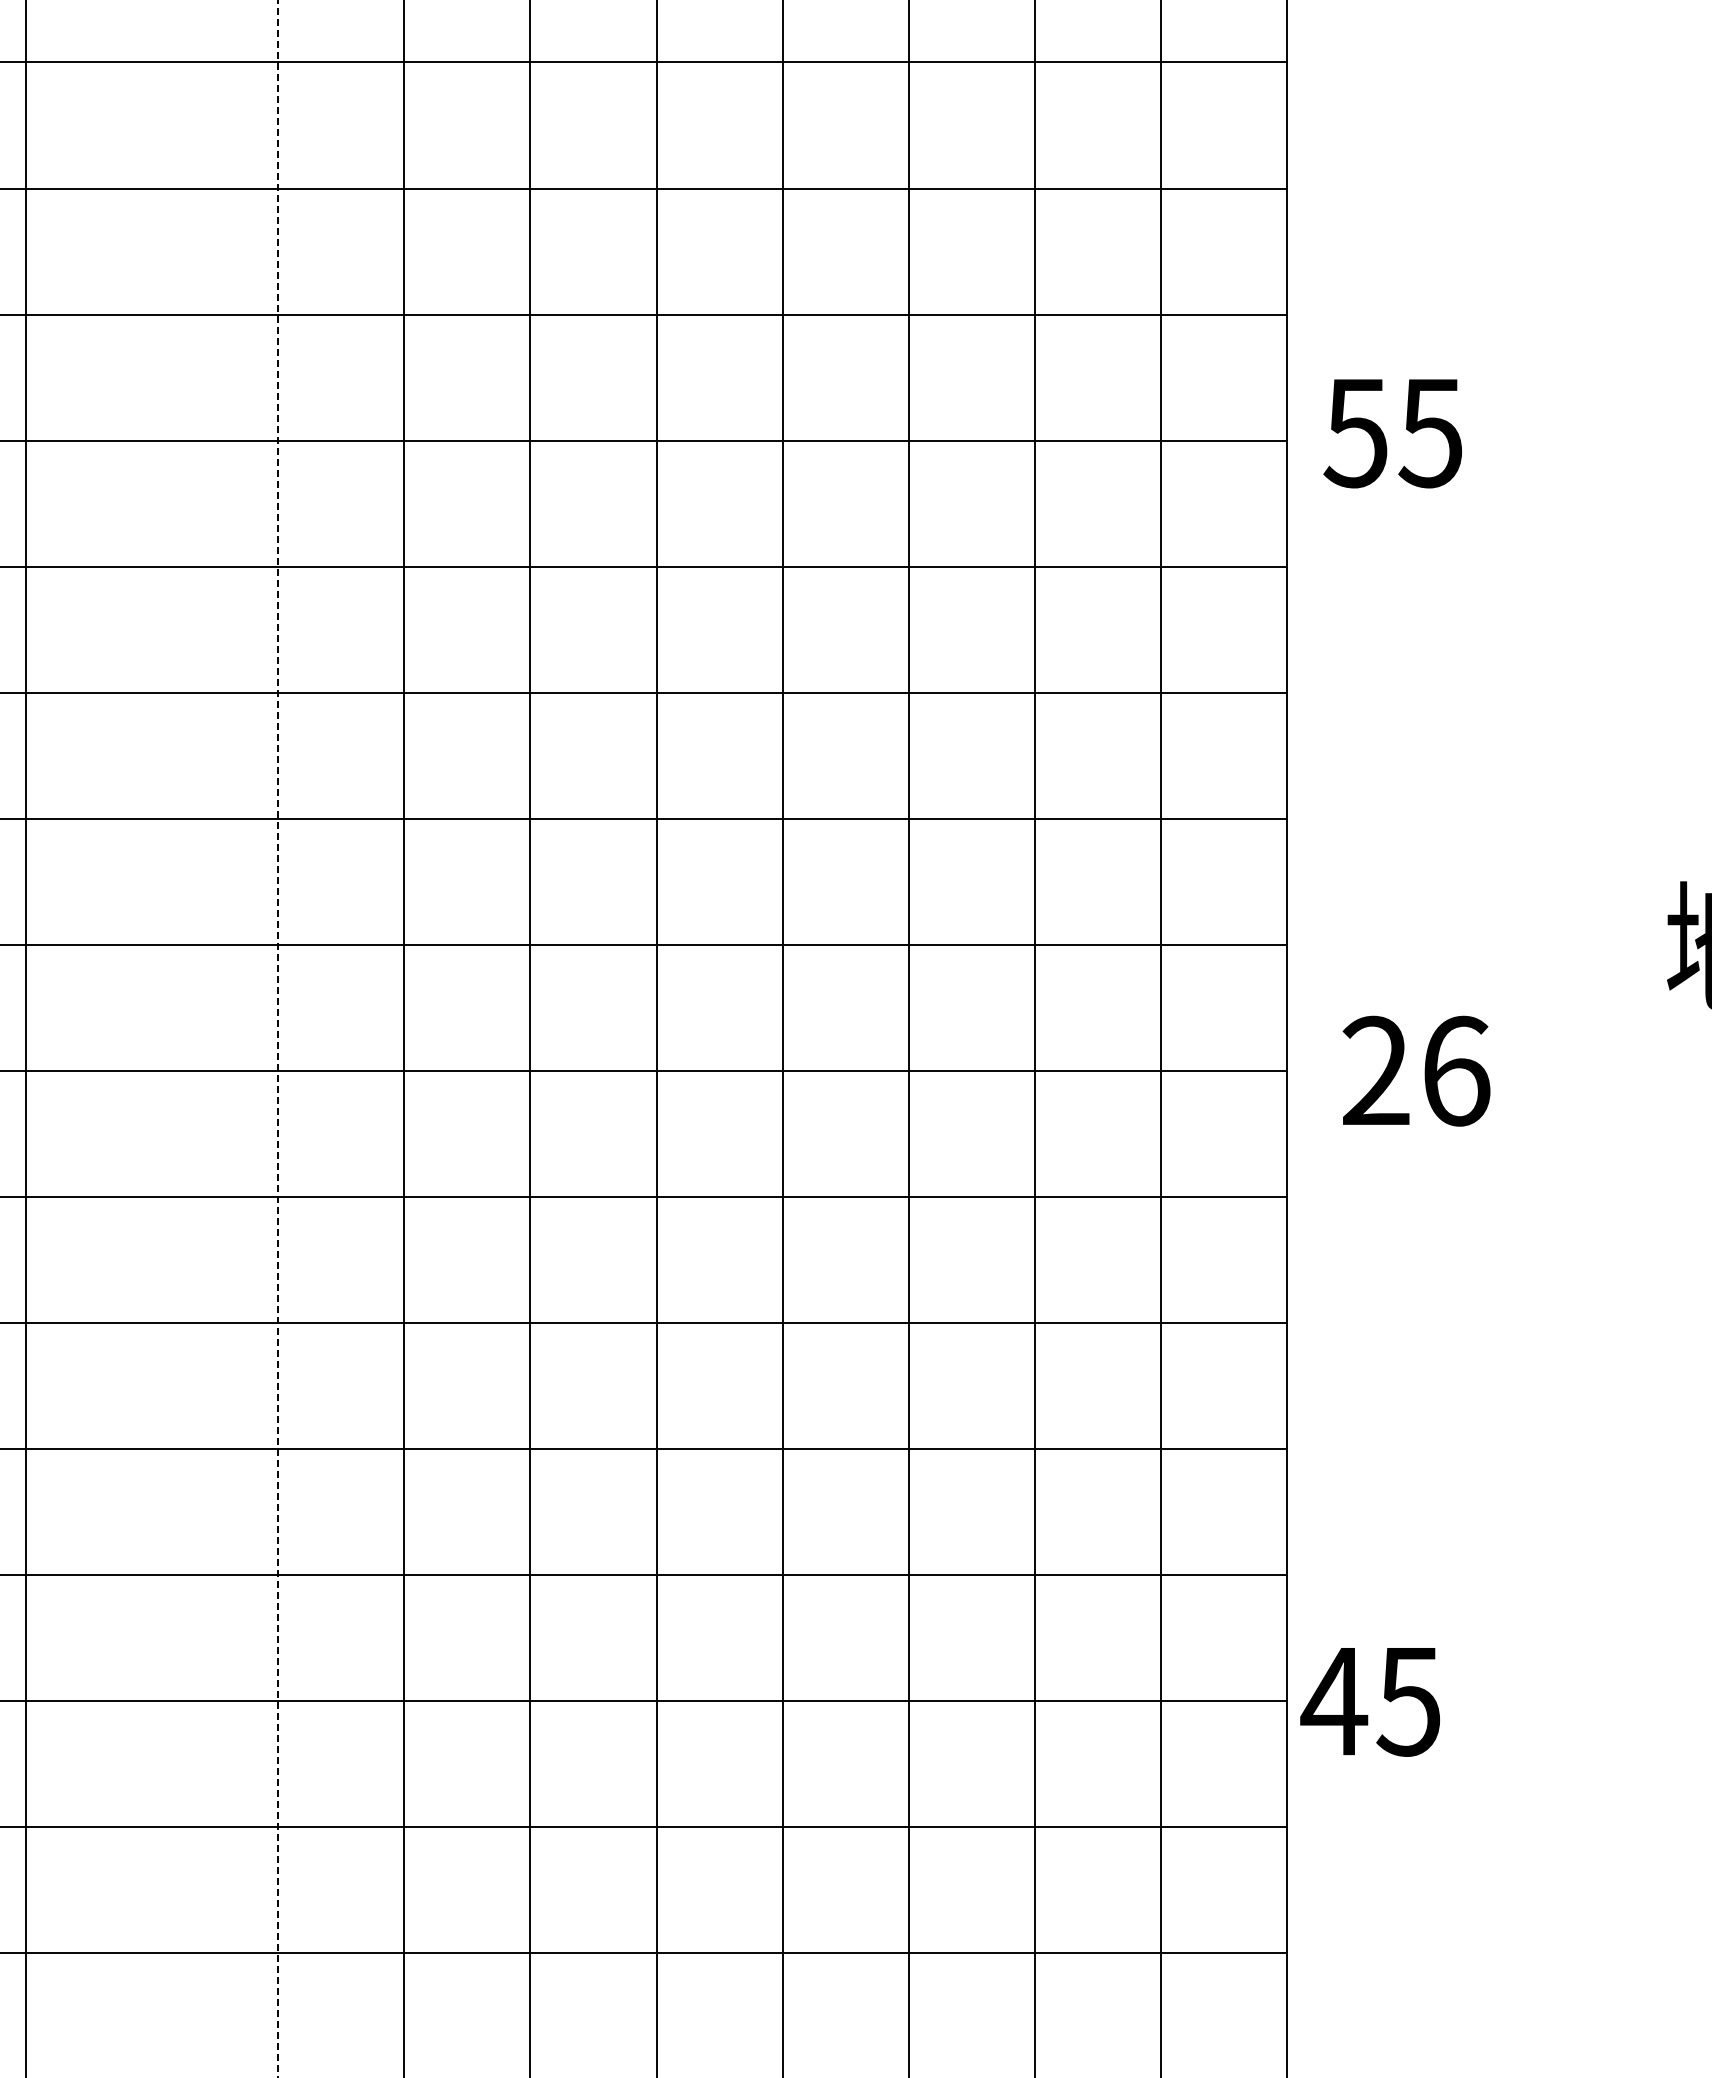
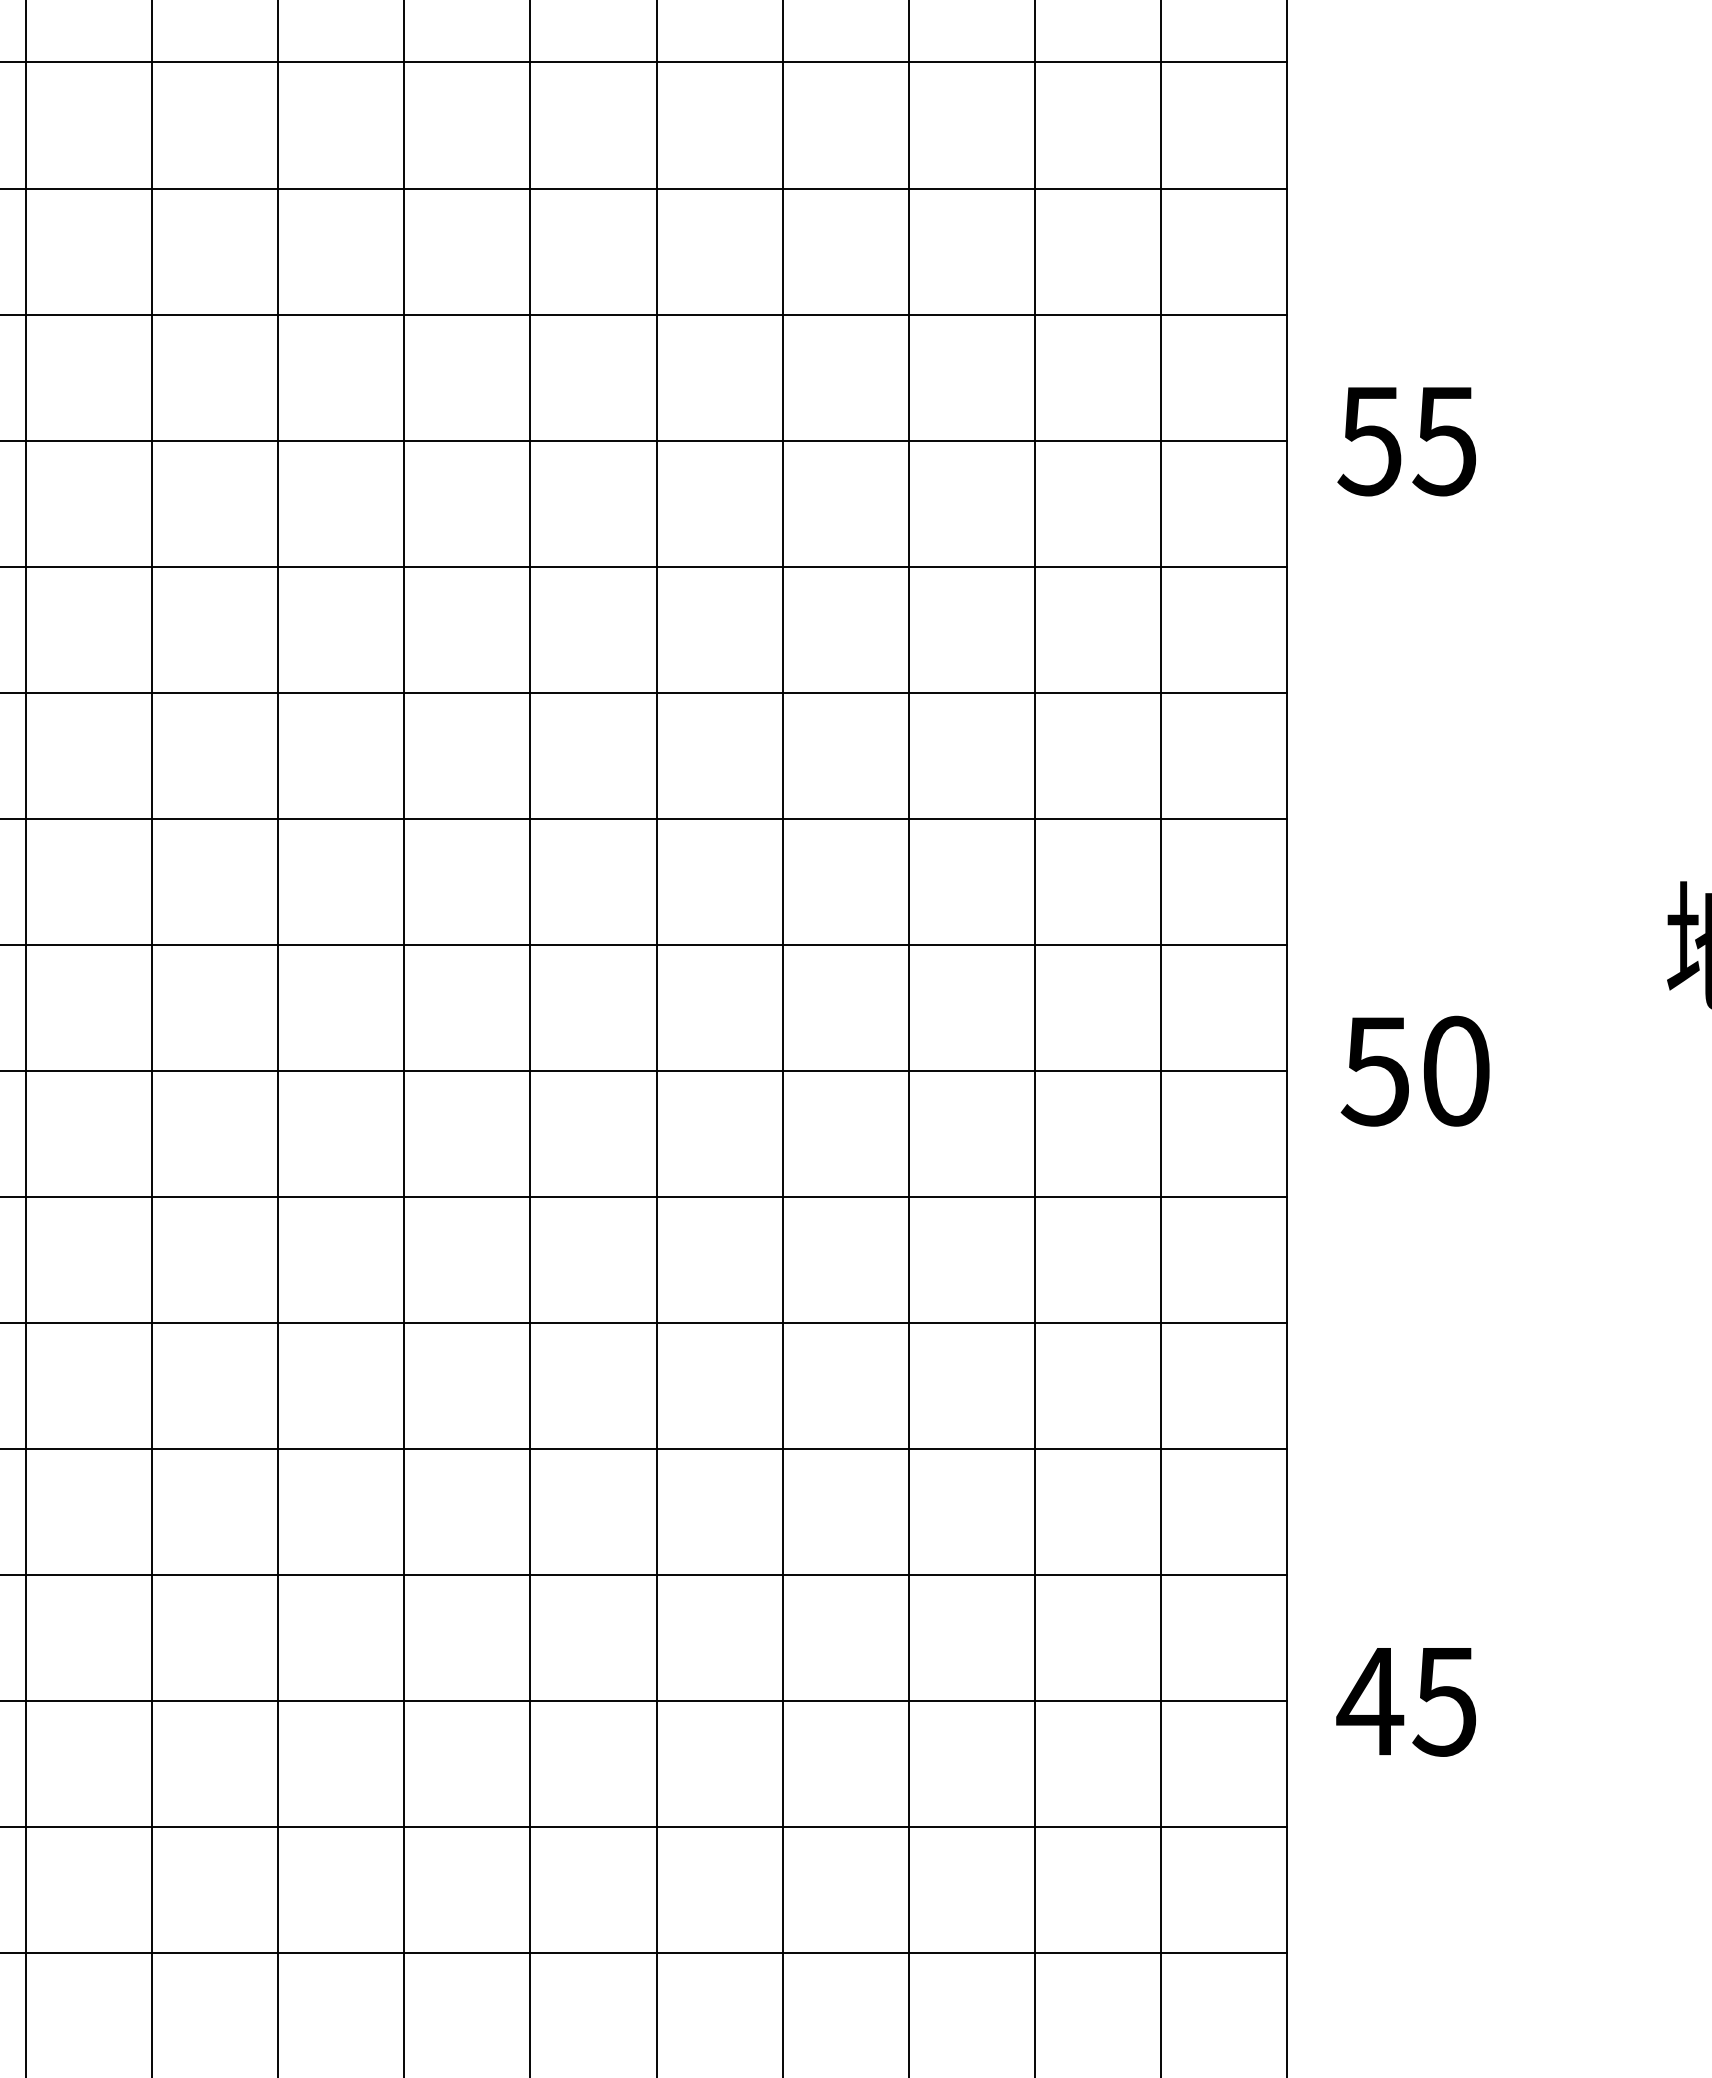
text position: (1392, 433) -> (1406, 441) (1406, 441)
line: none -> present (152, 1038)
line: dashed -> solid (278, 1038)
text: 26 -> 50 (1415, 1070)
text position: (1369, 1702) -> (1405, 1702) (1405, 1702)
